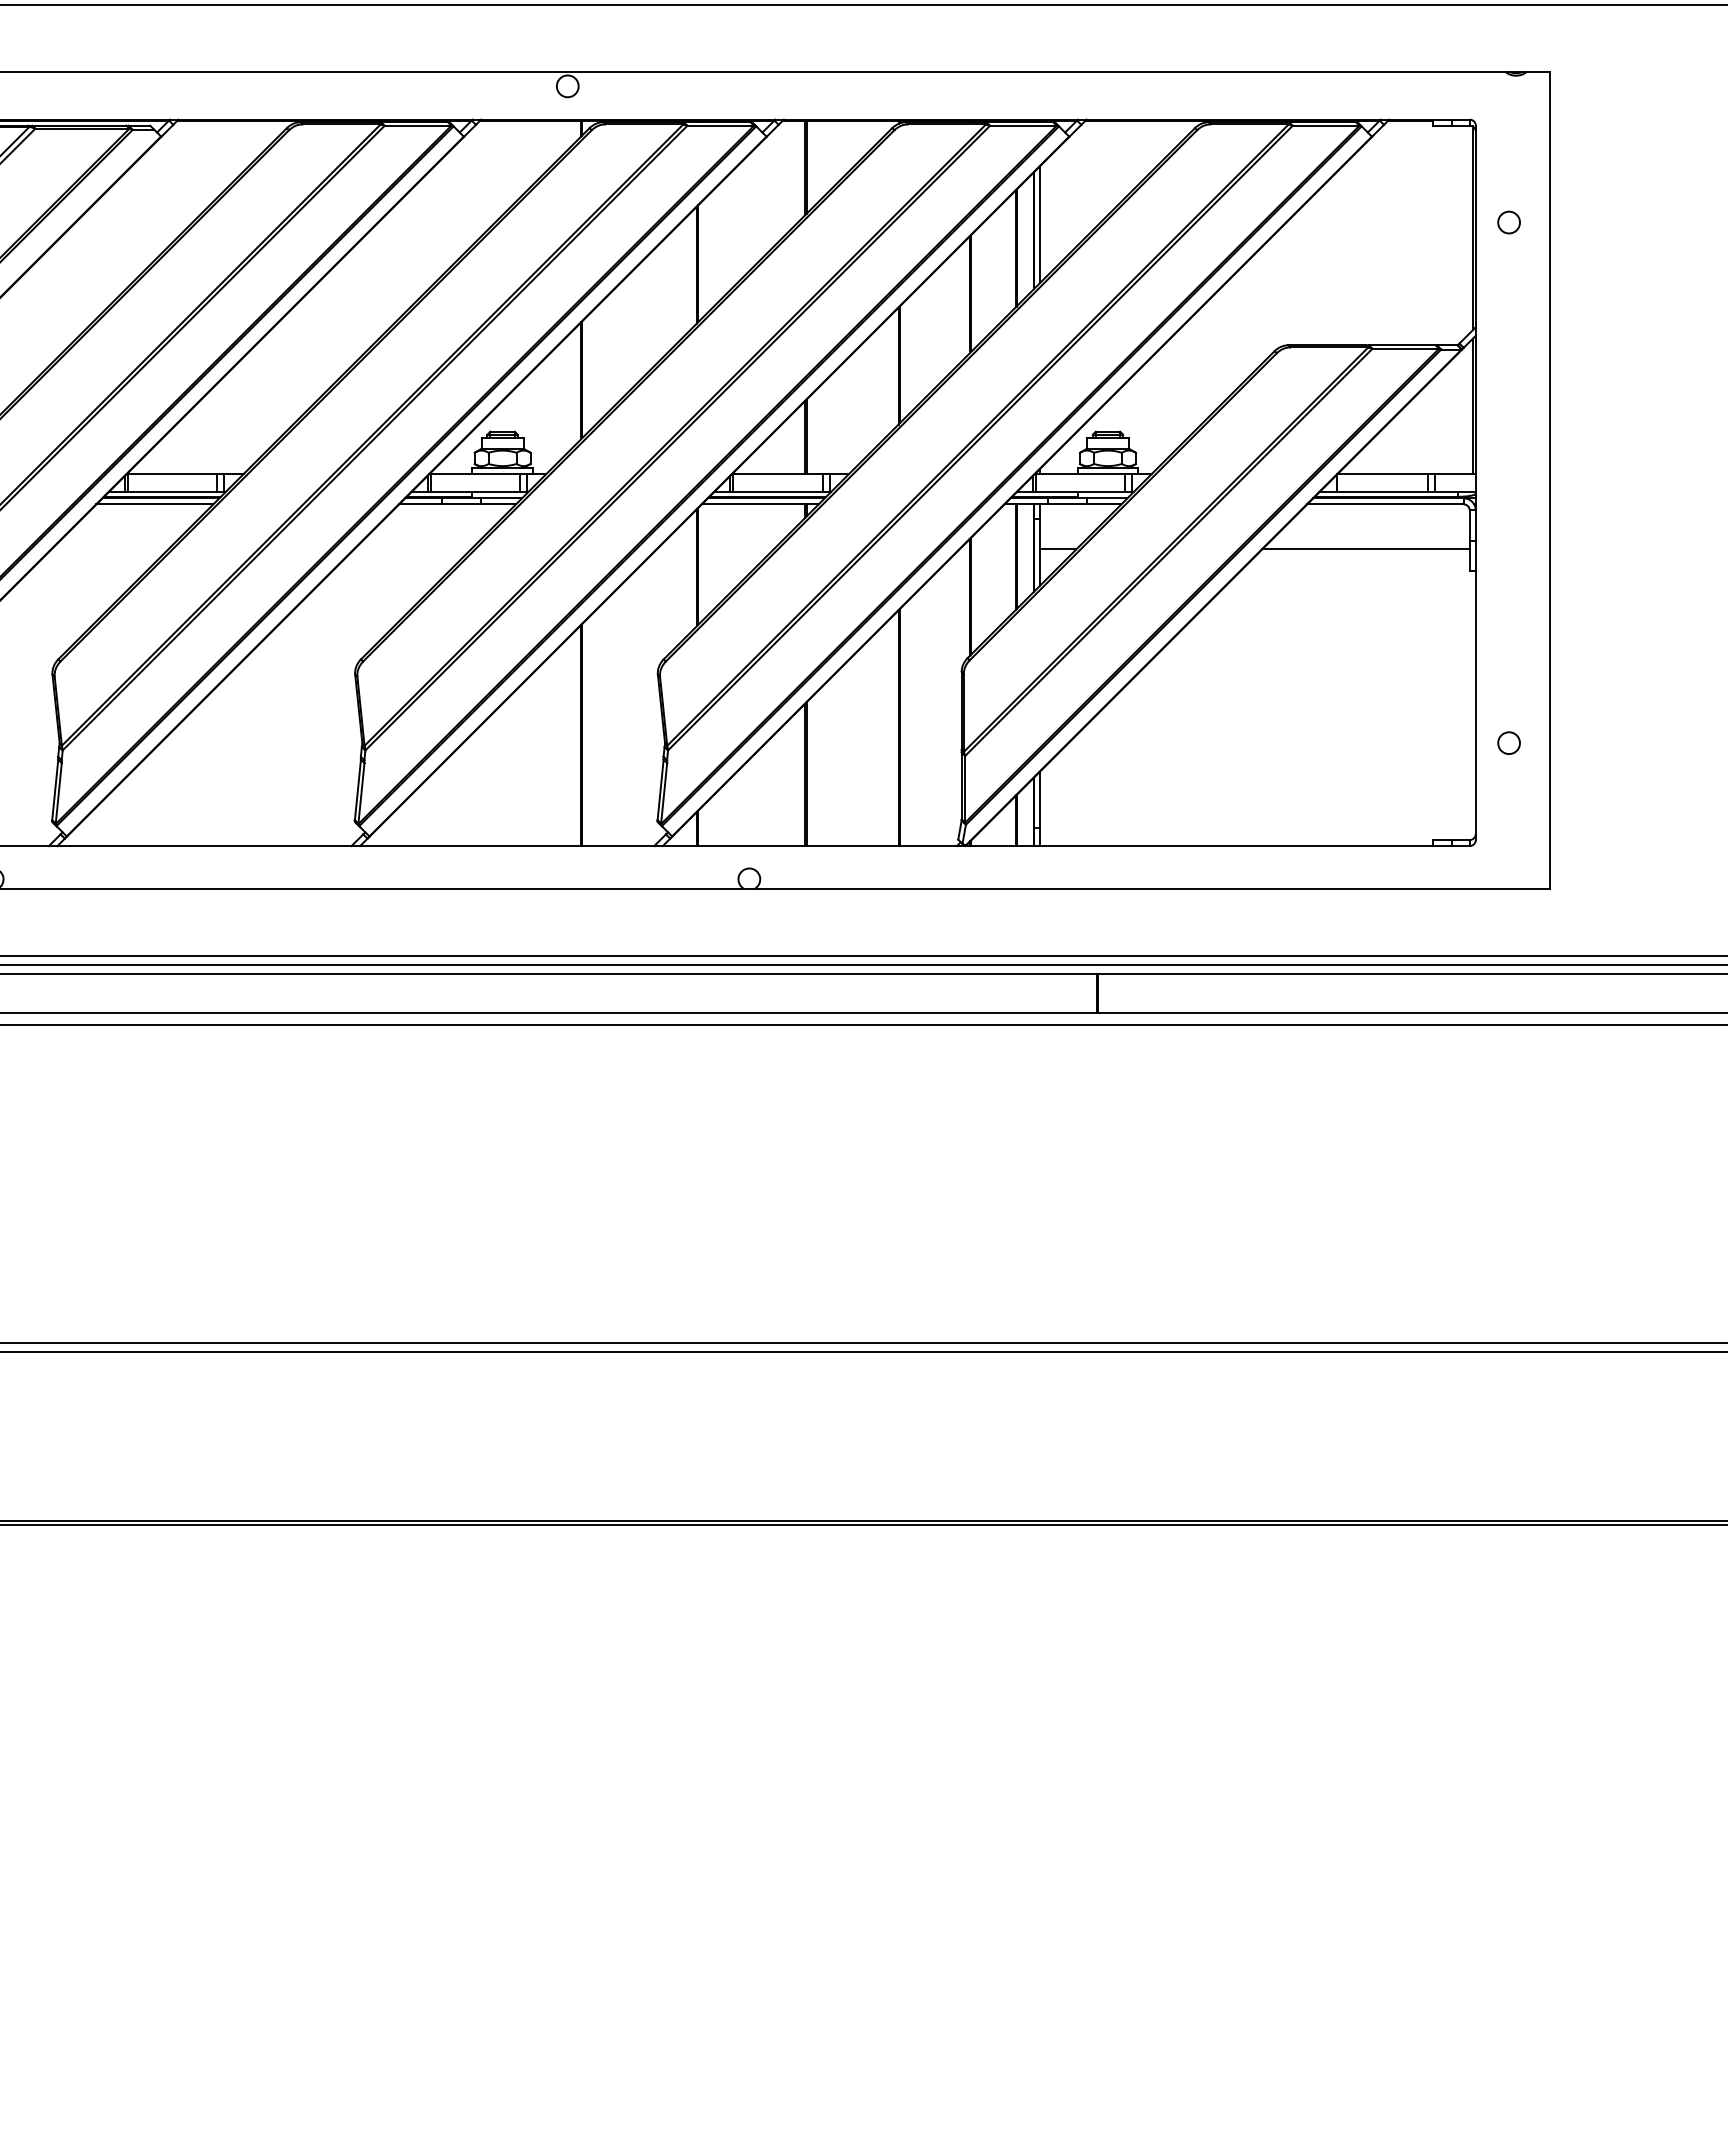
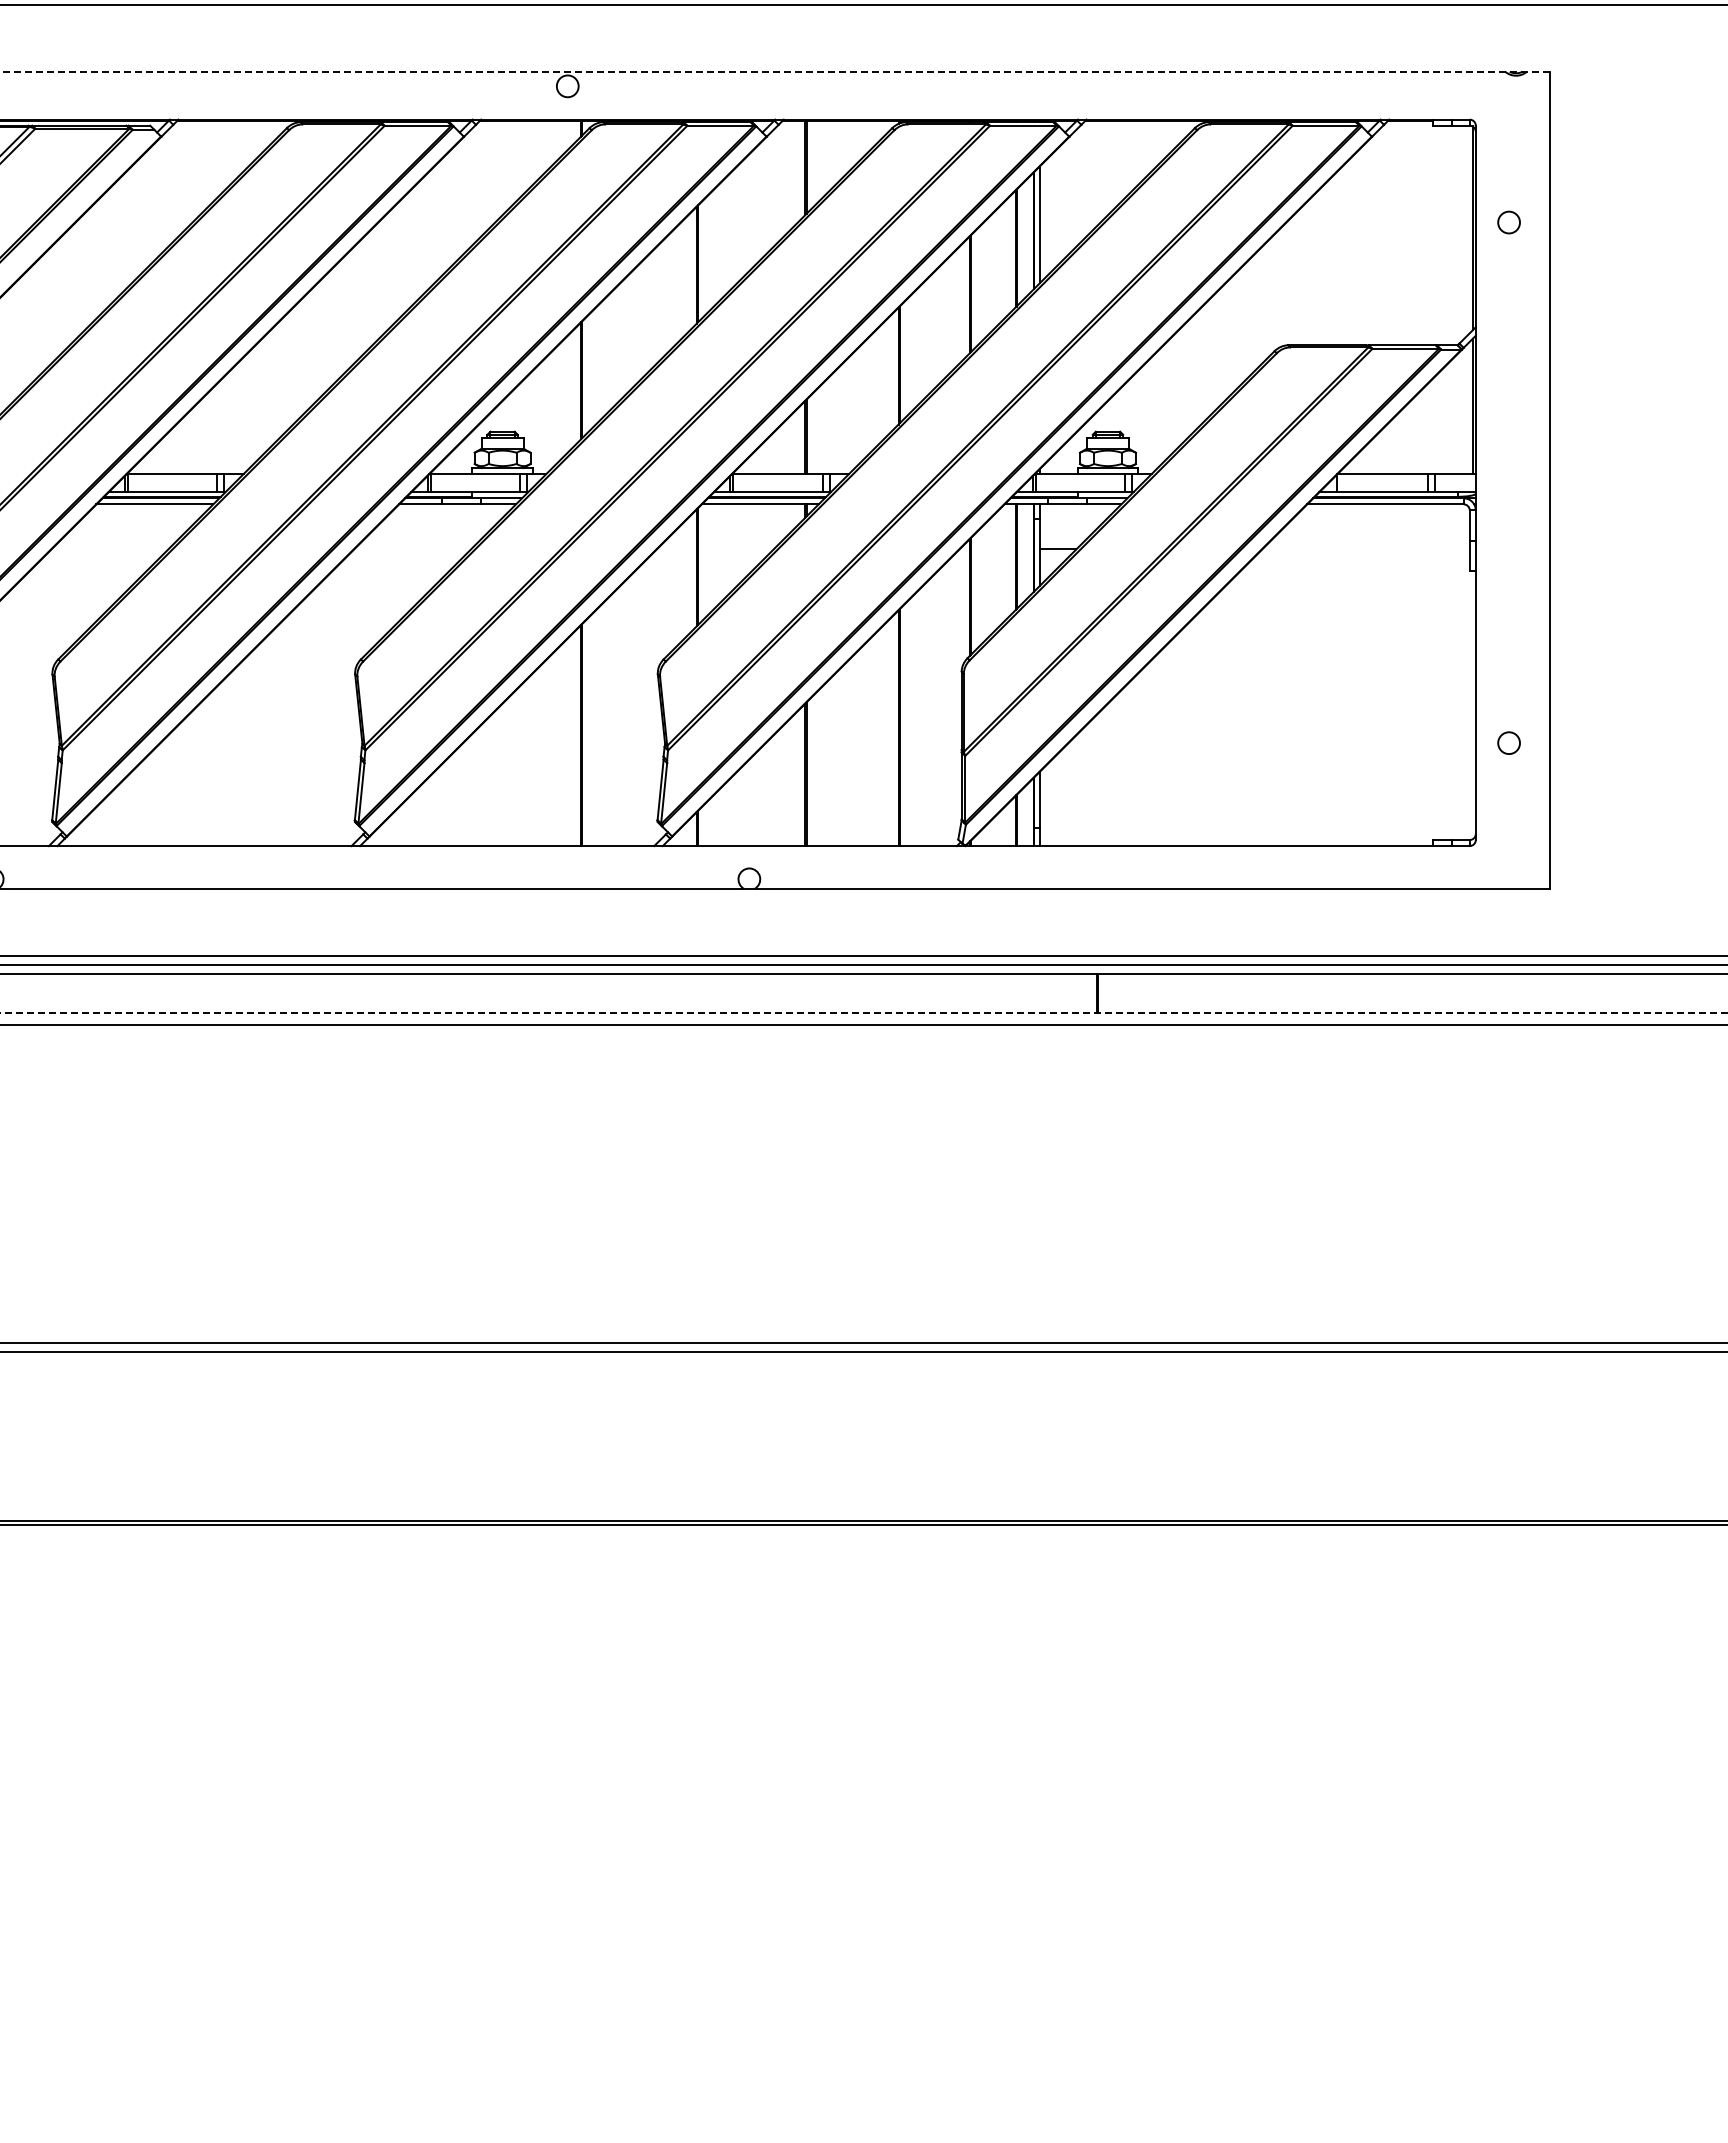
line: solid -> dashed (775, 71)
line: present -> none (1365, 549)
line: solid -> dashed (864, 1013)
